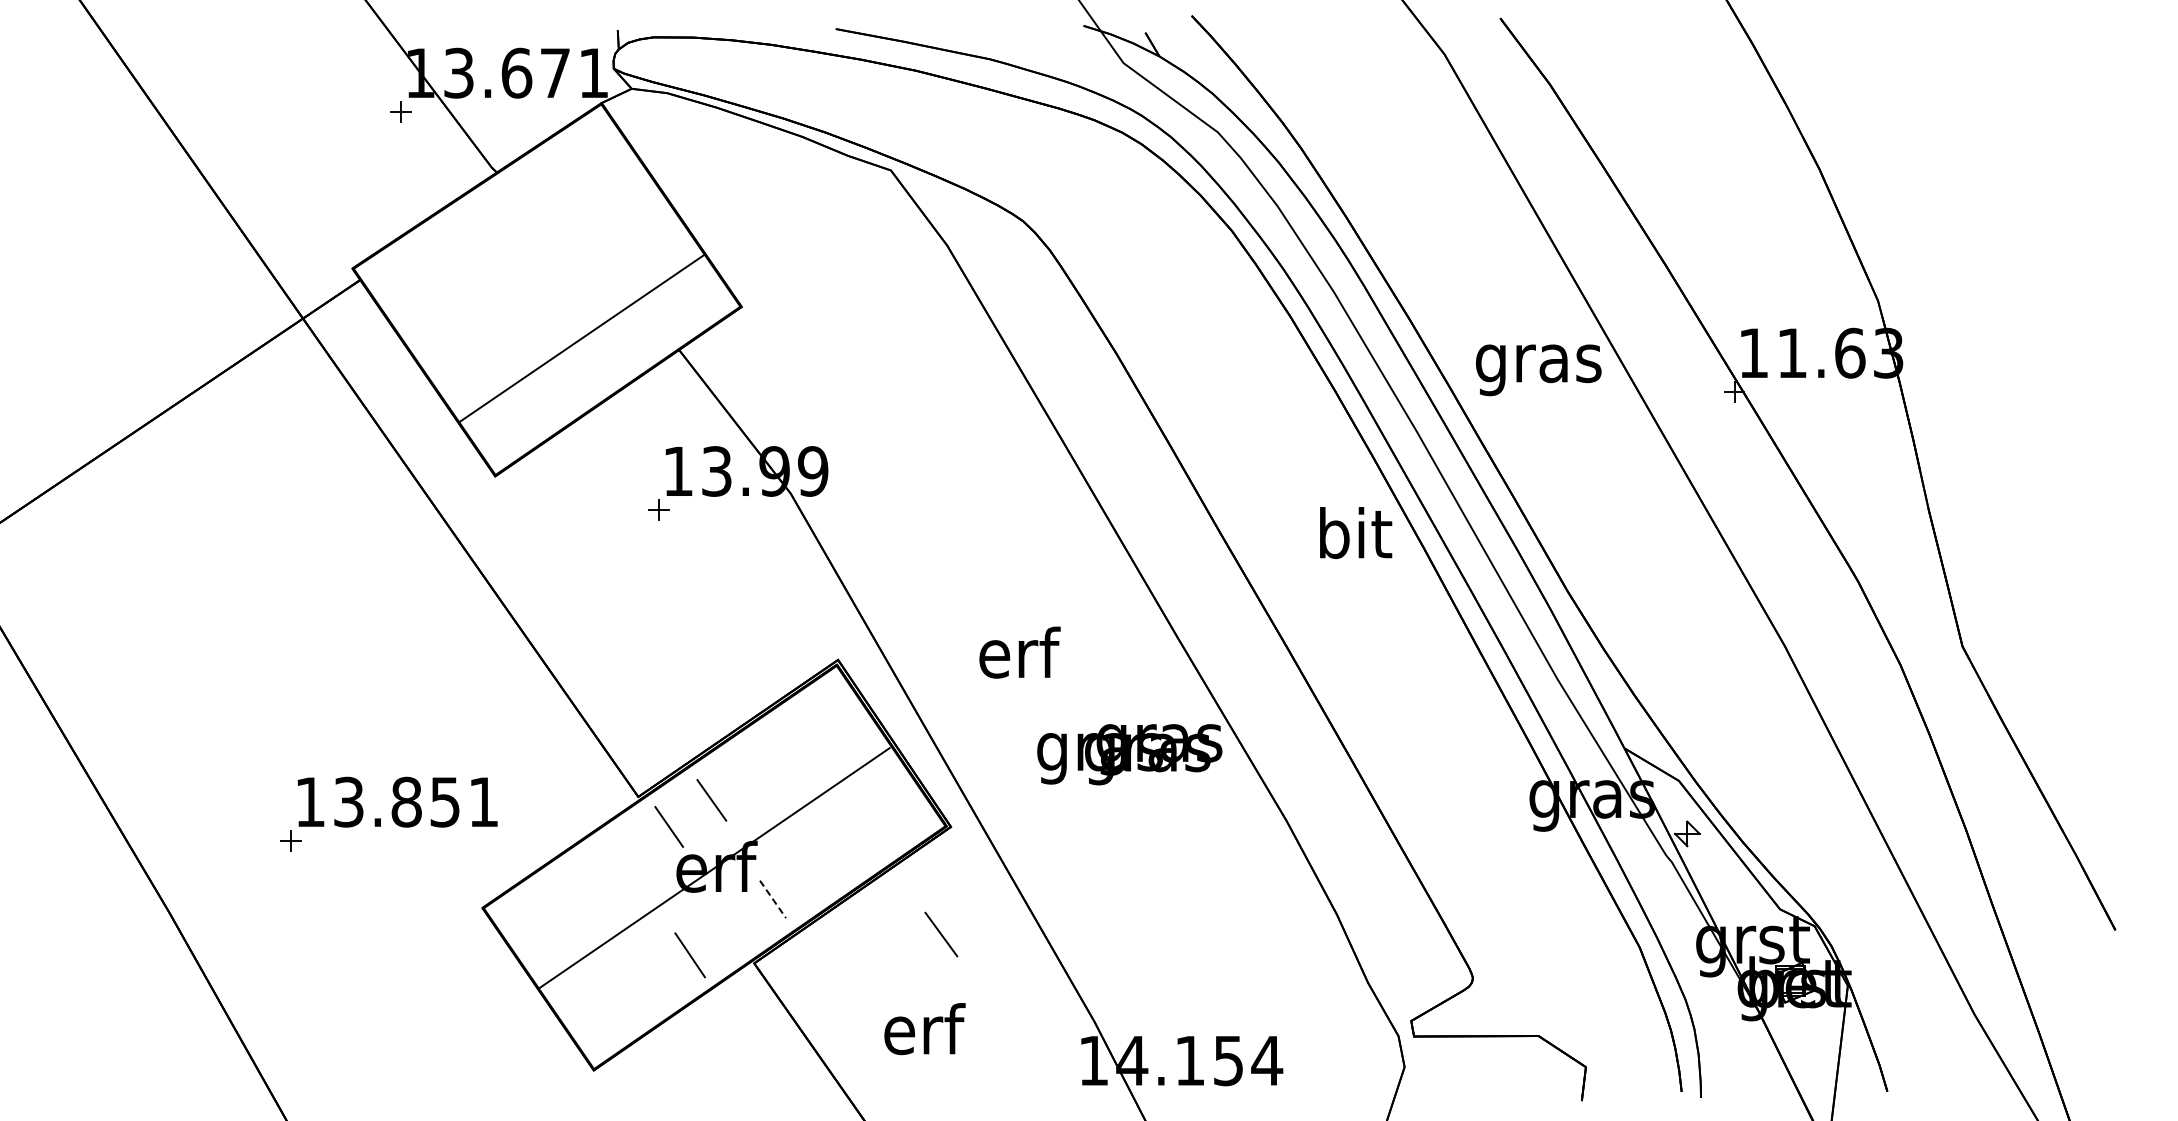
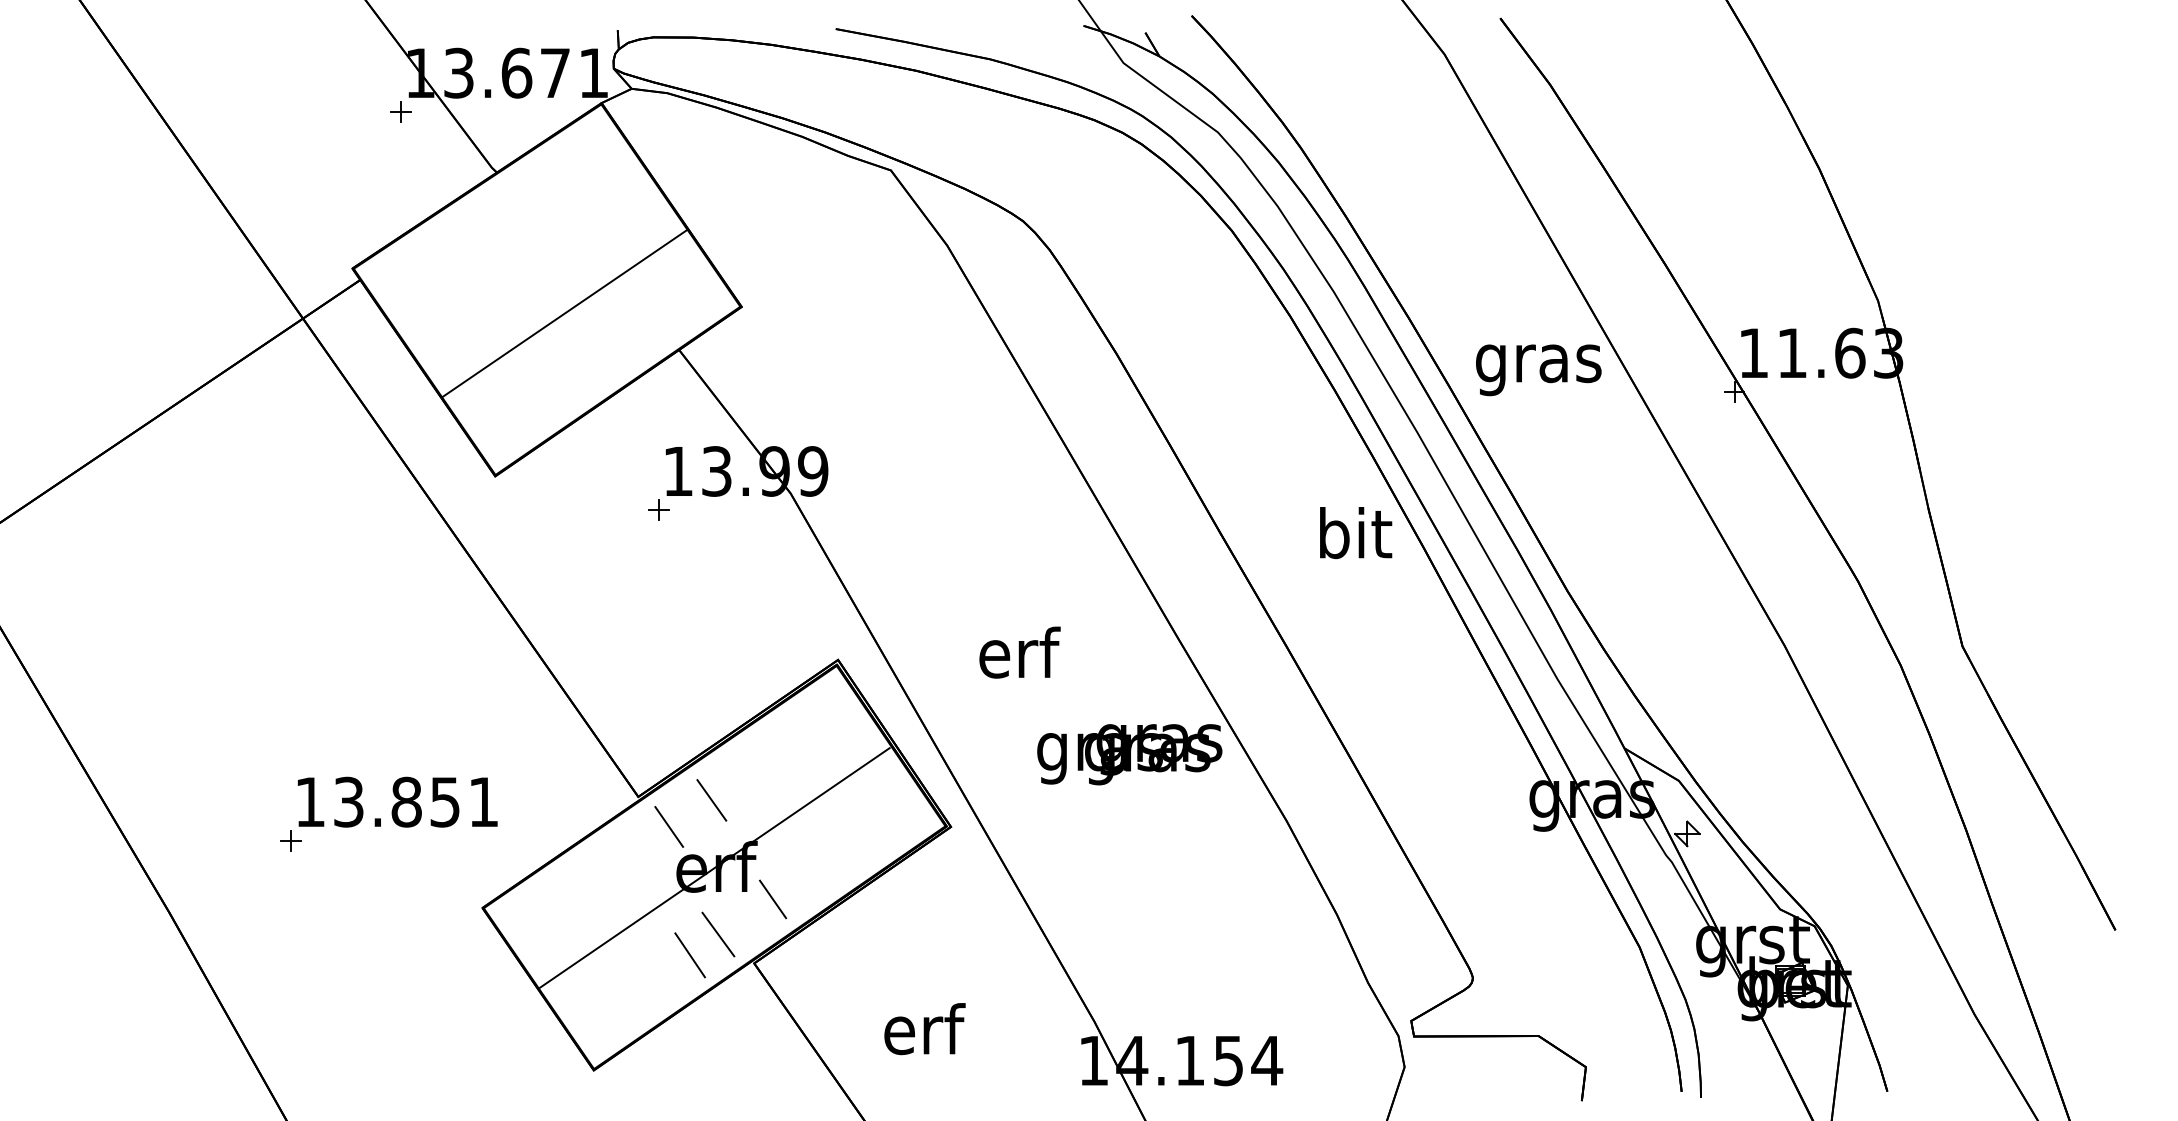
line position: (581, 338) -> (564, 313) (564, 313)
line: dashed -> solid (773, 899)
line position: (941, 934) -> (718, 934) (718, 934)
